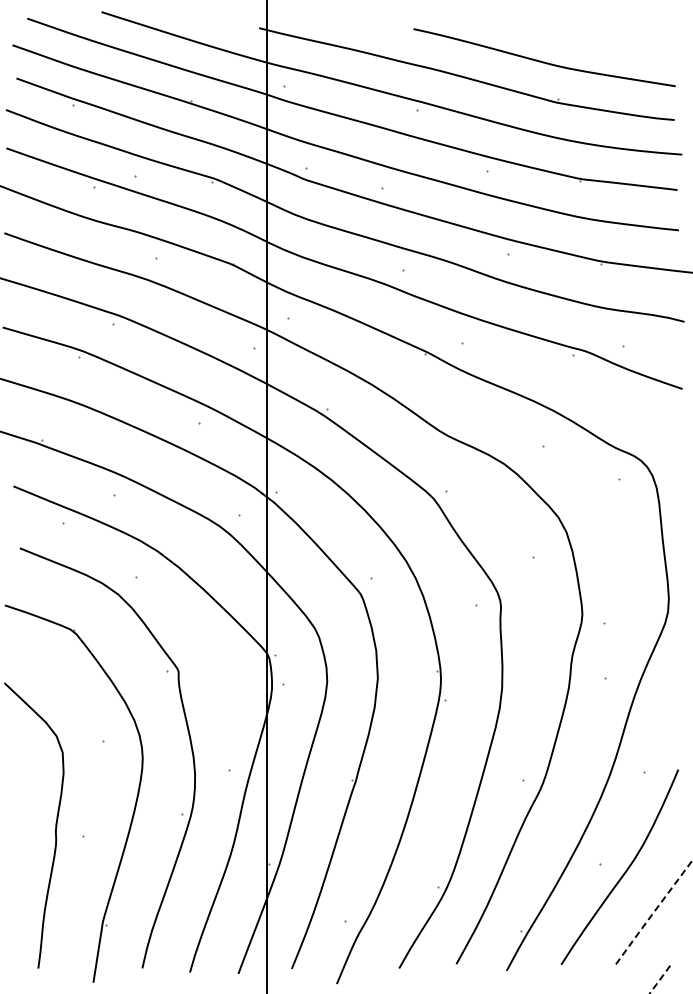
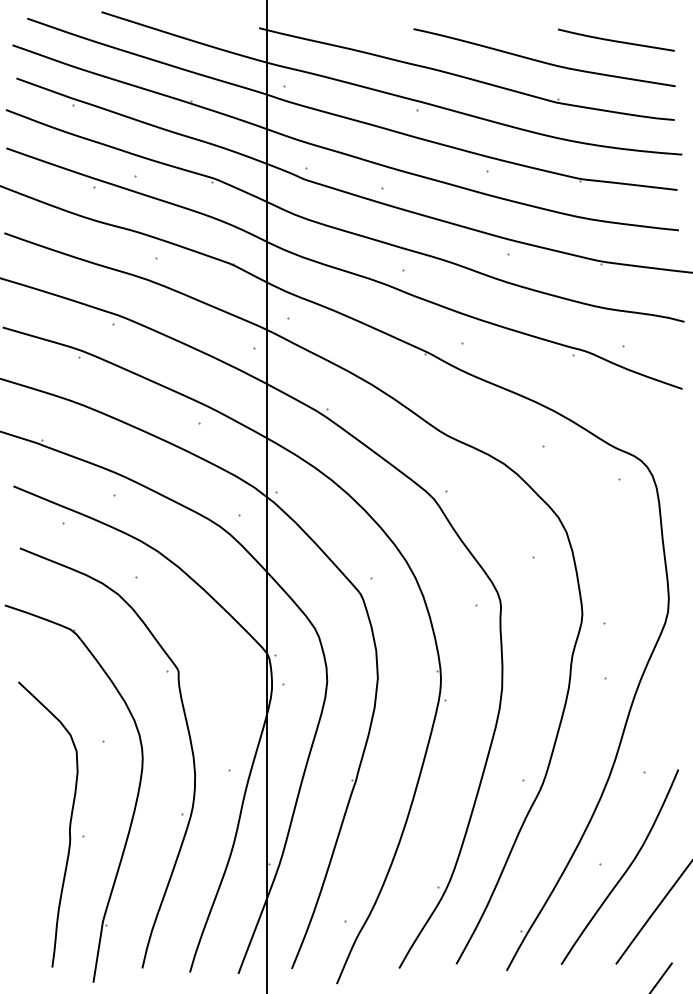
curve: none -> present (616, 40)
curve position: (55, 825) -> (69, 824) (69, 824)
line: dashed -> solid (653, 912)
line: dashed -> solid (661, 977)
